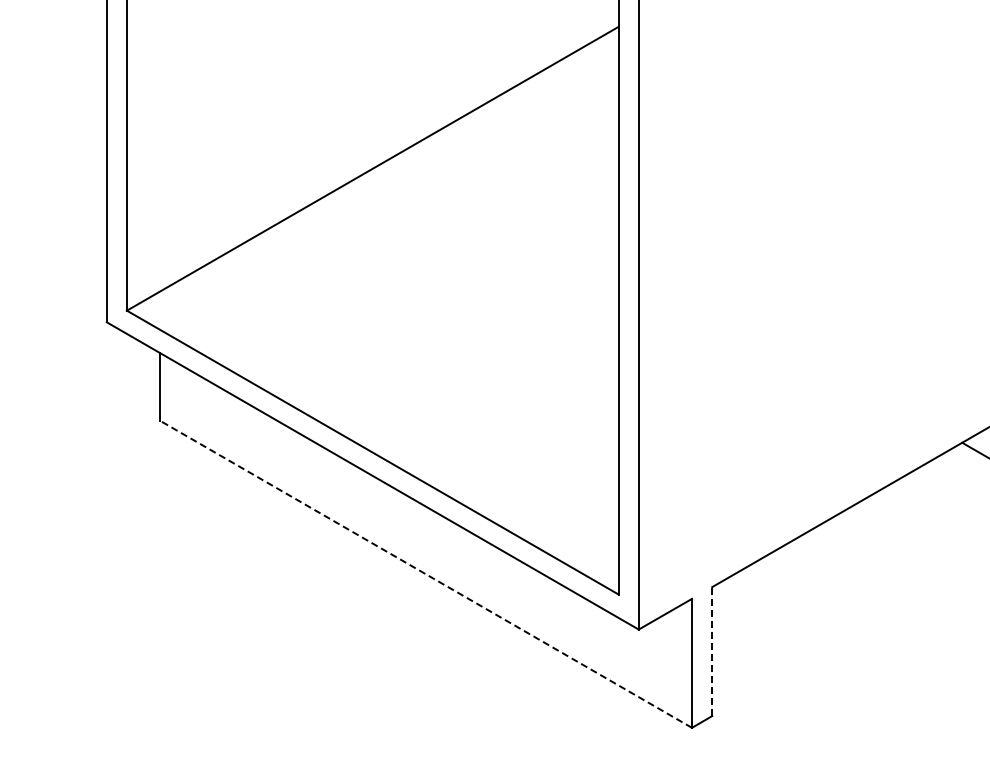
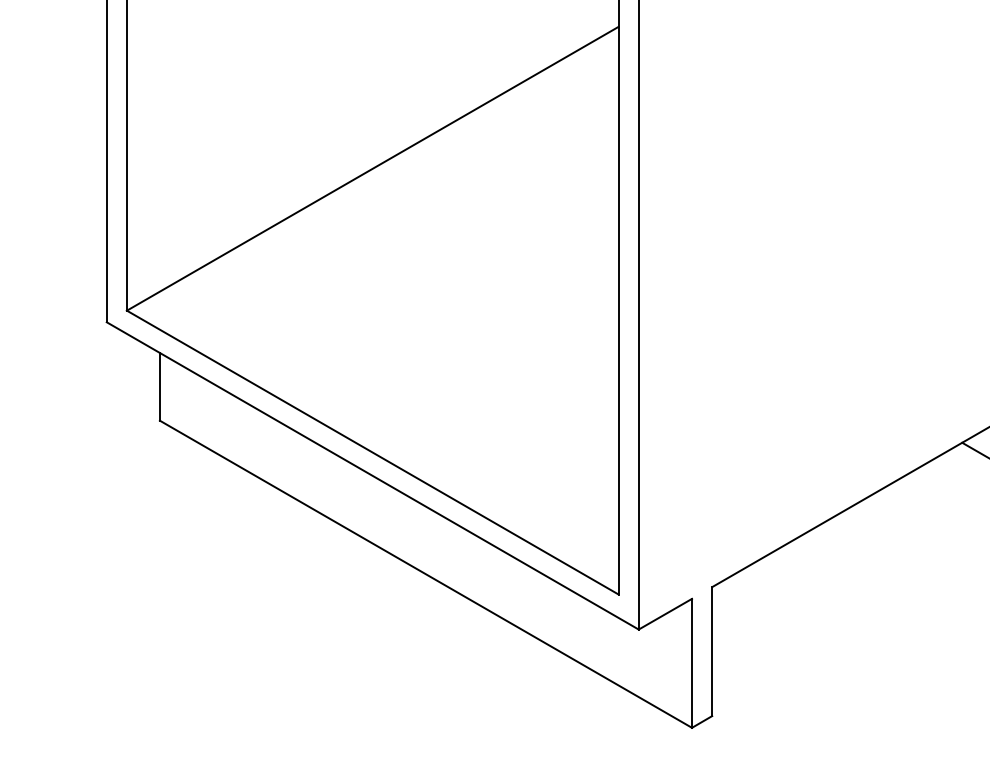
line: dashed -> solid (425, 574)
line: dashed -> solid (712, 651)
